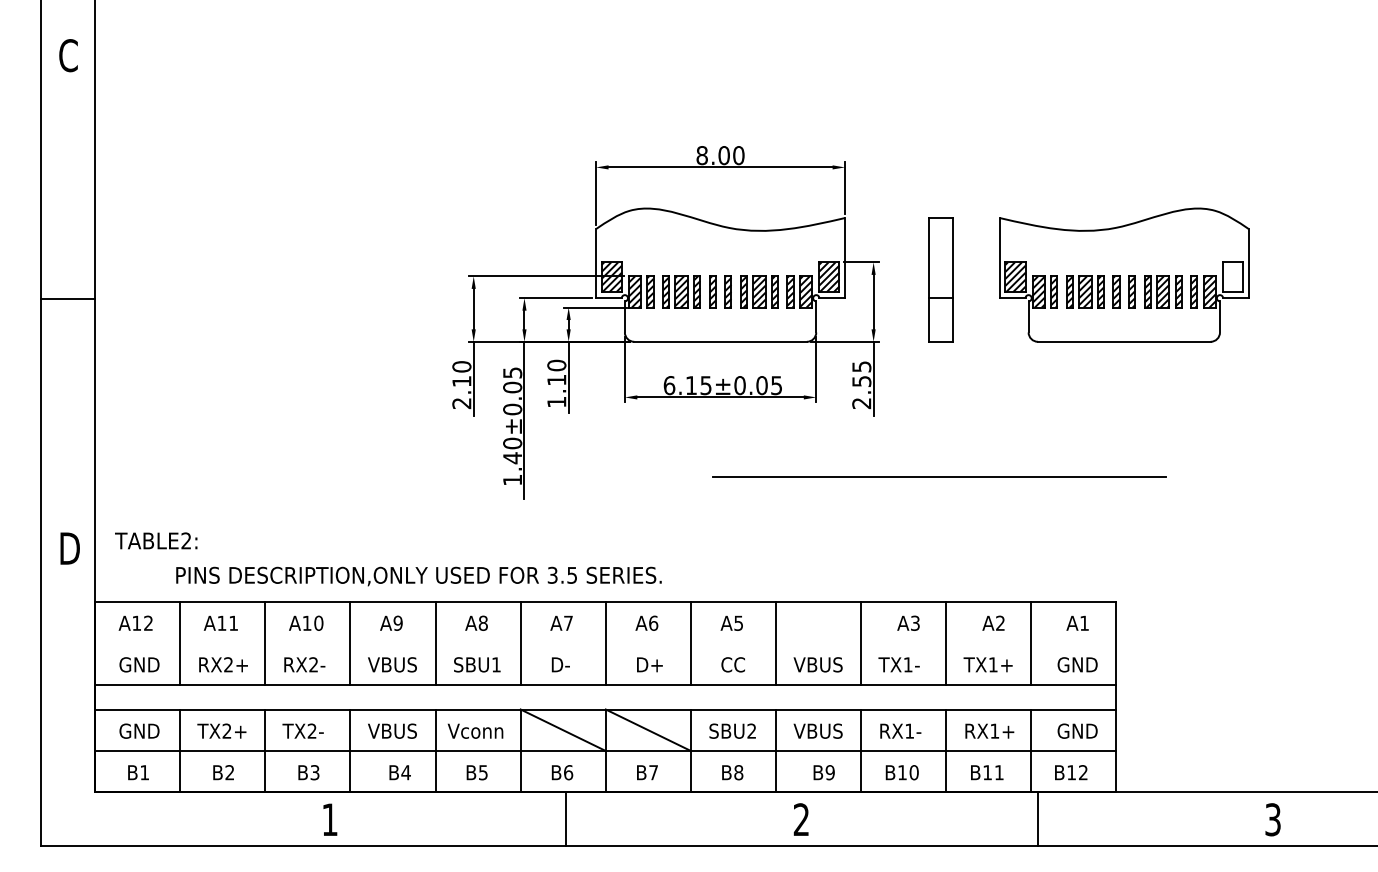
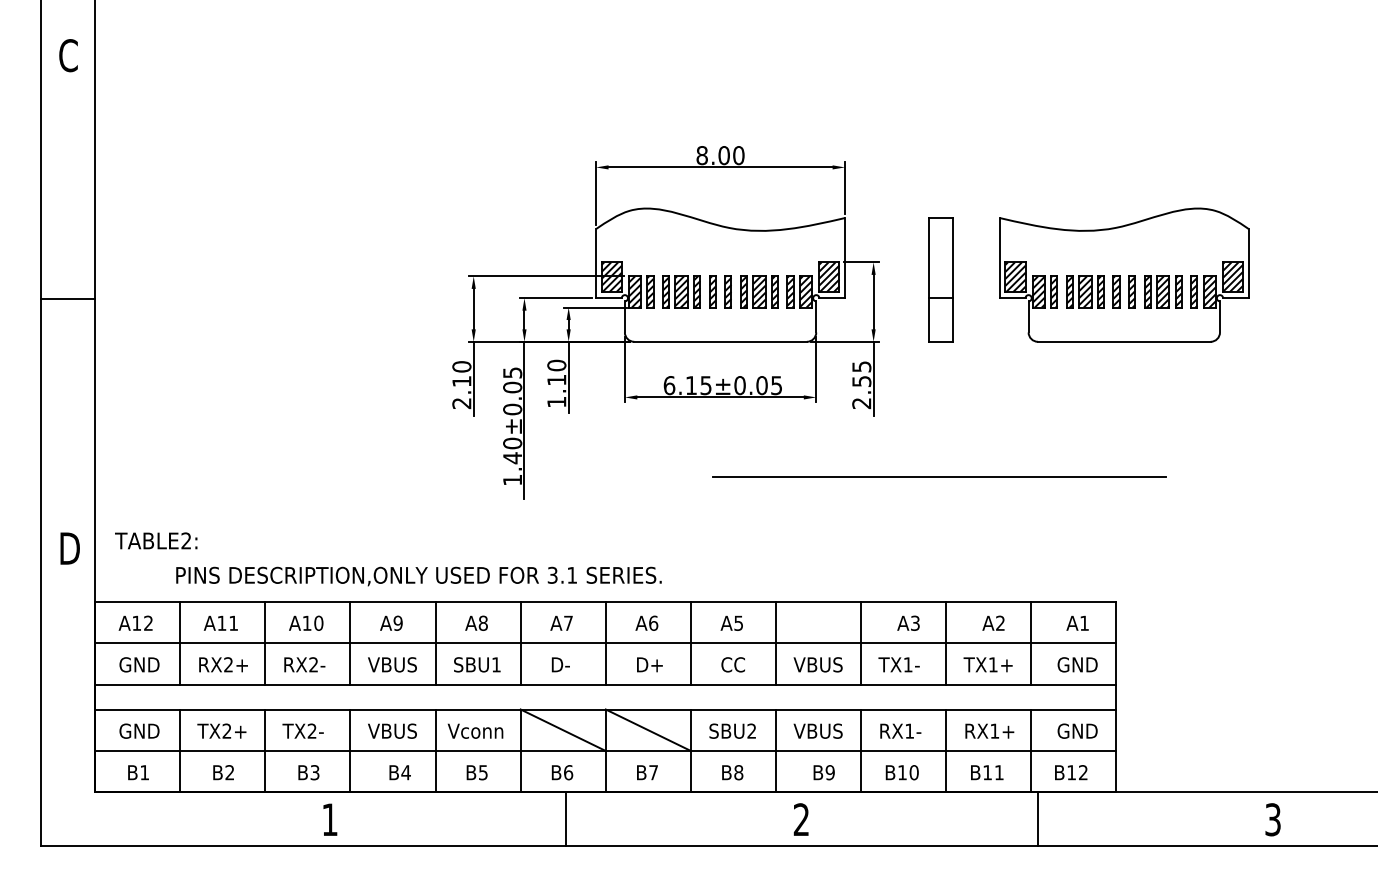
hatch: none -> present (1232, 277)
text: 3.5 -> 3.1 (571, 575)
line: none -> present (604, 643)
